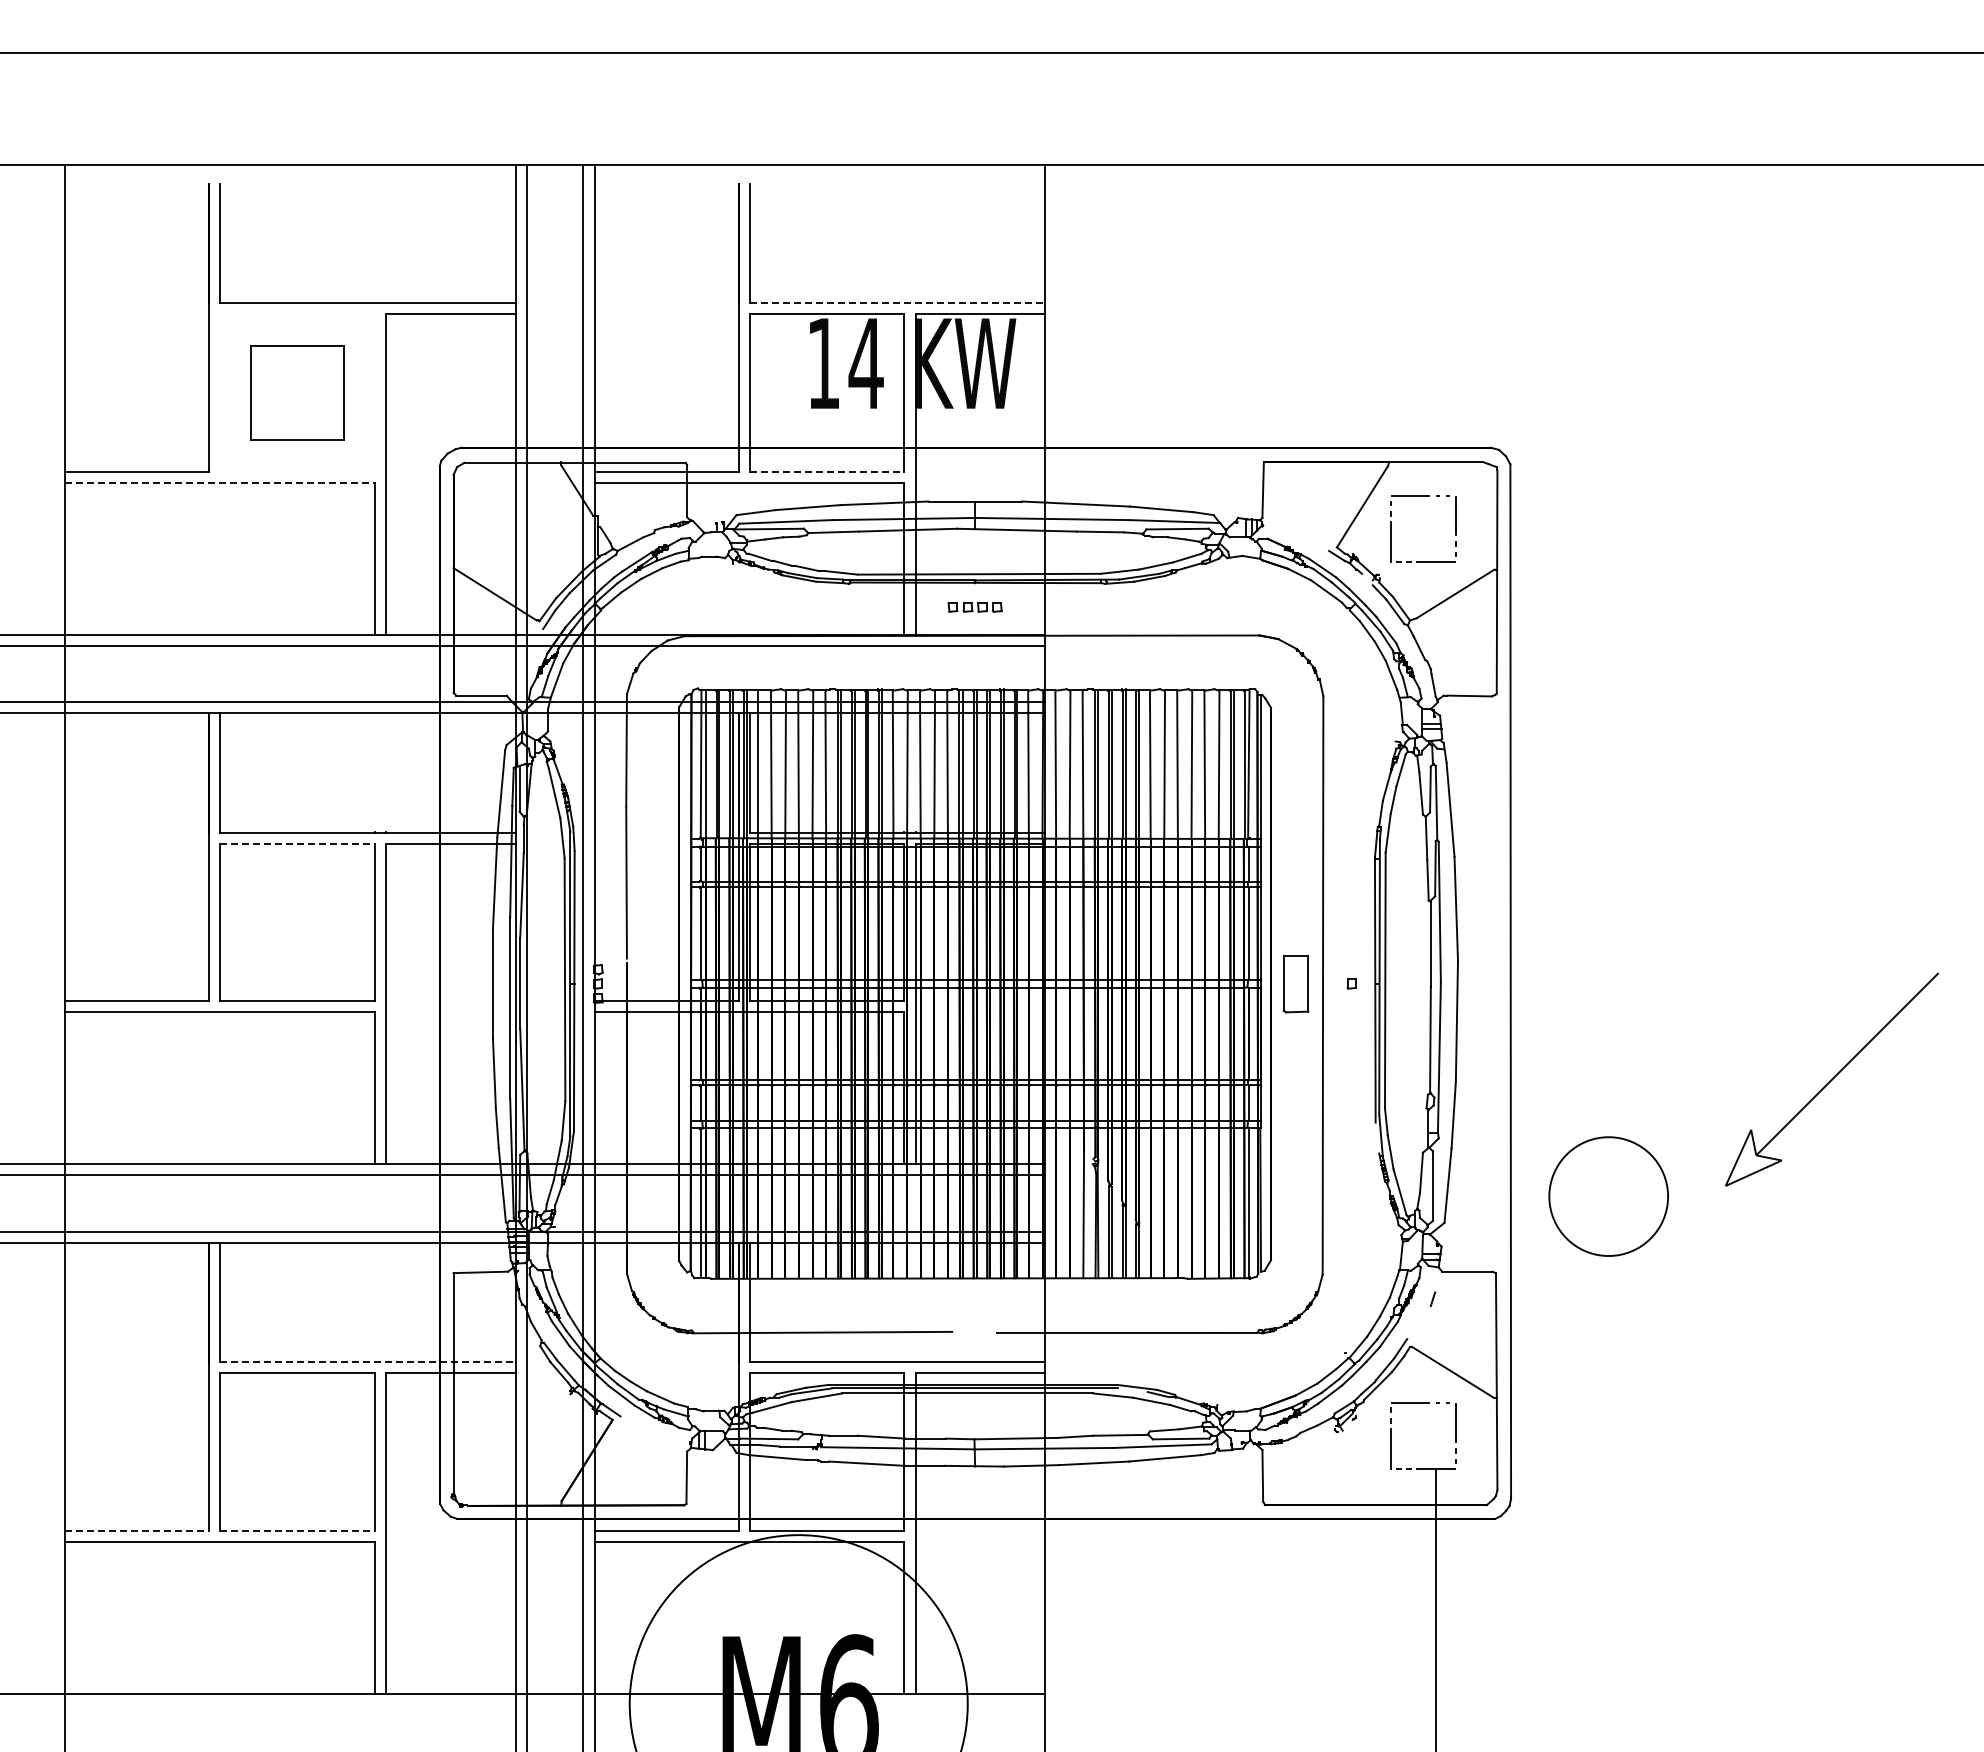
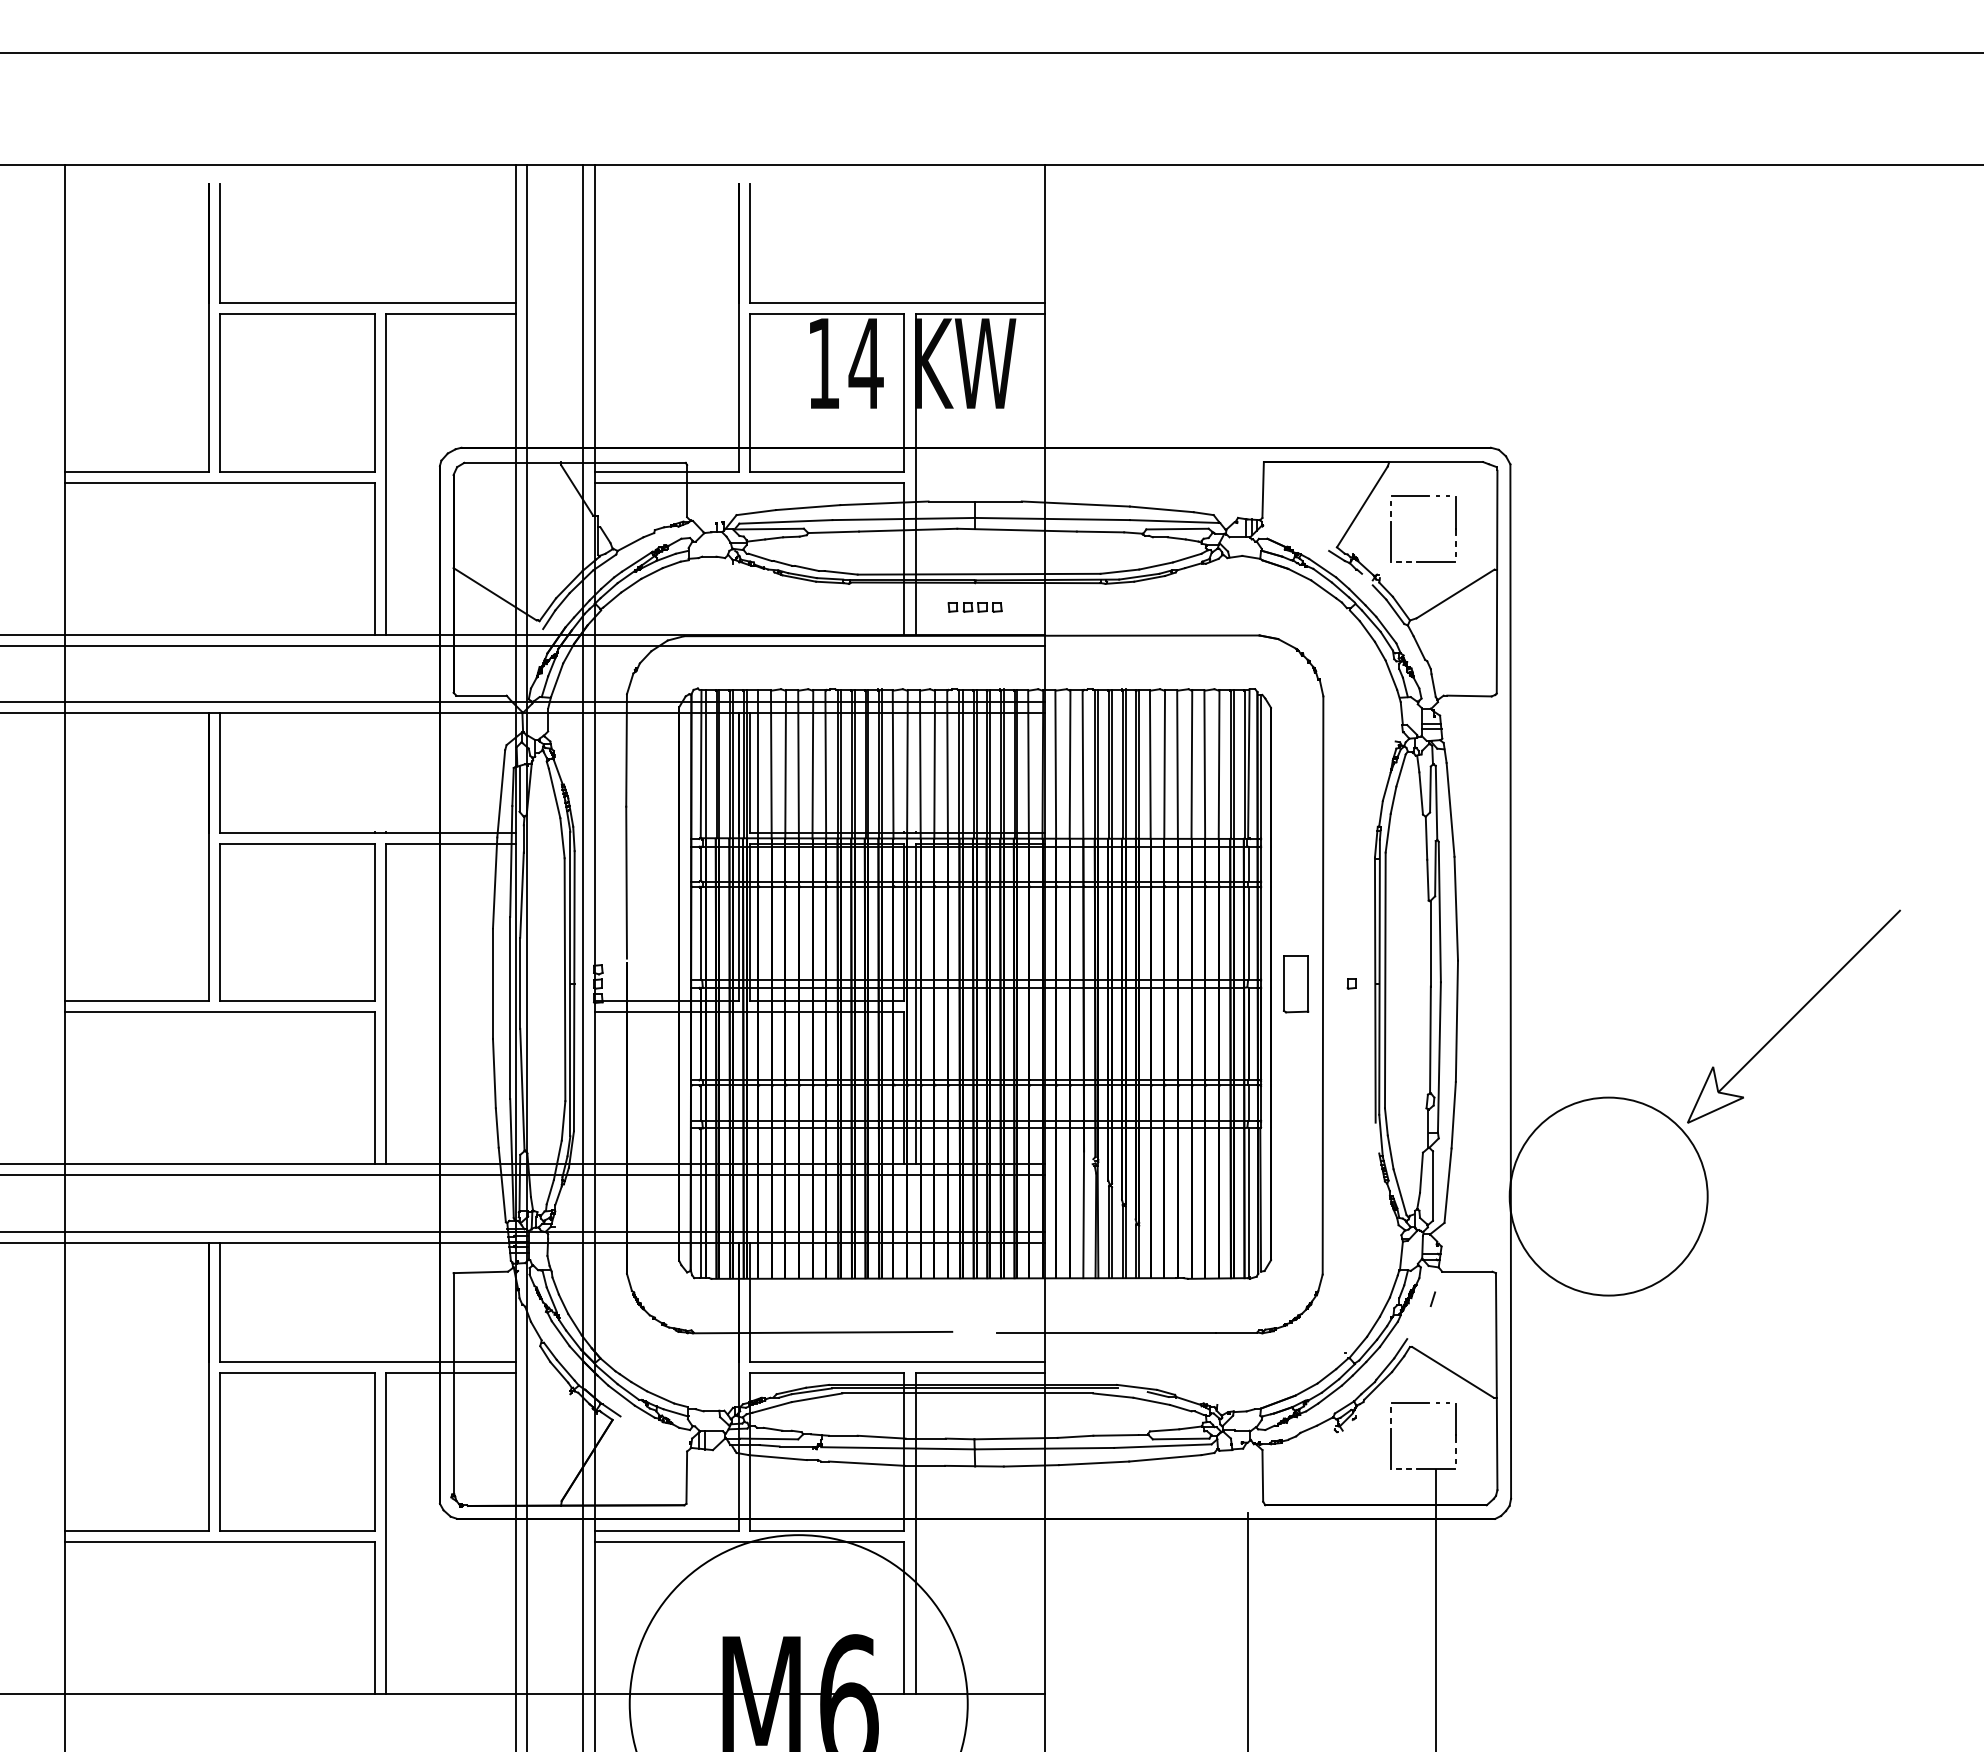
line: dashed -> solid (897, 303)
part size: 95x96 px -> 157x160 px (297, 392)
line: dashed -> solid (827, 471)
line: dashed -> solid (220, 482)
line: dashed -> solid (298, 843)
part position: (1831, 1079) -> (1793, 1016) (1793, 1016)
circle diameter: 119 px -> 198 px (1608, 1196)
line: dashed -> solid (368, 1362)
line: dashed -> solid (137, 1530)
line: dashed -> solid (298, 1530)
line: none -> present (1248, 1630)
